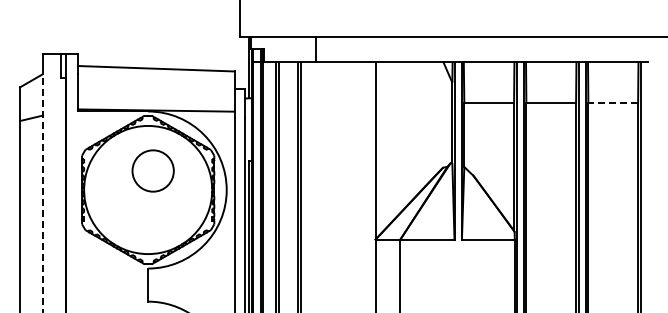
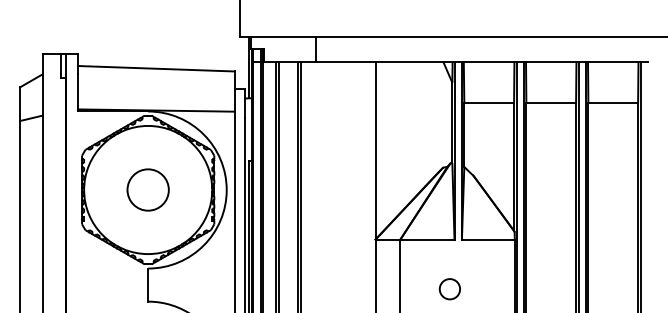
line: dashed -> solid (613, 103)
circle position: (152, 170) -> (147, 189) (147, 189)
line: dashed -> solid (42, 193)
circle: none -> present (449, 289)
